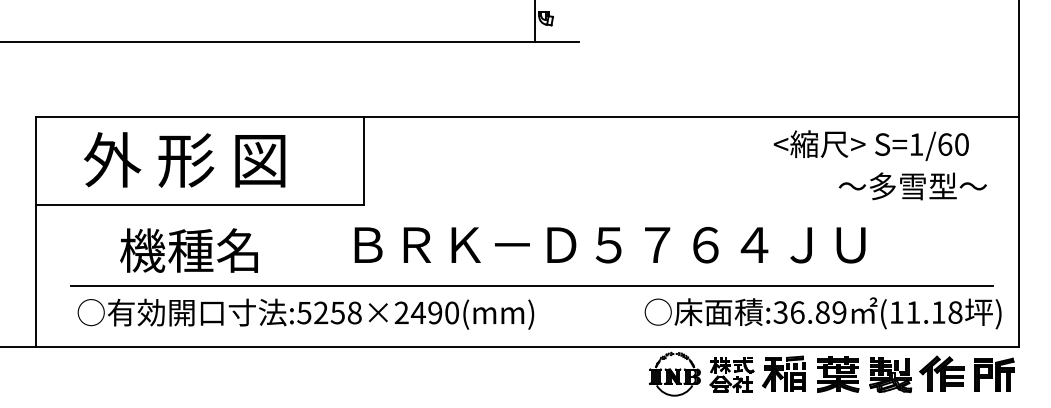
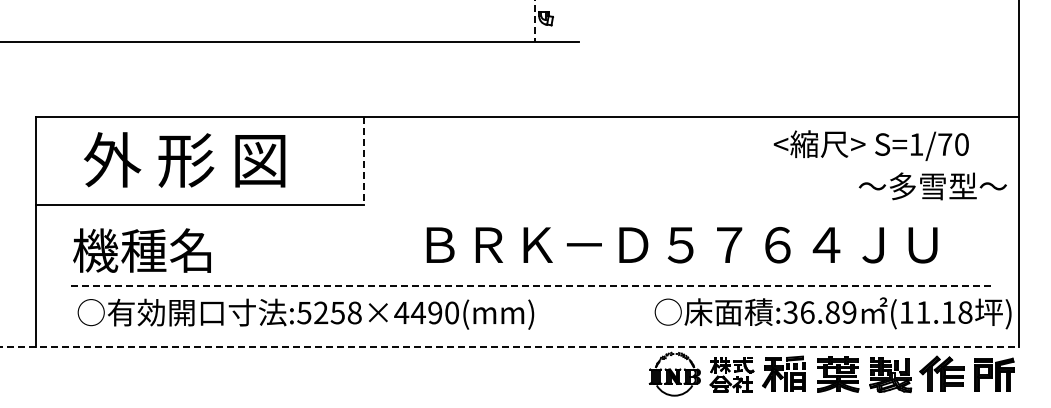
line: solid -> dashed (534, 21)
text: S=1/60 -> S=1/70 (945, 144)
line: solid -> dashed (363, 161)
text position: (912, 186) -> (932, 186) (932, 186)
text position: (609, 245) -> (681, 245) (681, 245)
text position: (188, 250) -> (141, 250) (141, 250)
line: solid -> dashed (532, 286)
text: :5258×2490(mm) -> :5258×4490(mm) (401, 312)
text position: (822, 313) -> (832, 313) (832, 313)
line: solid -> dashed (510, 347)
